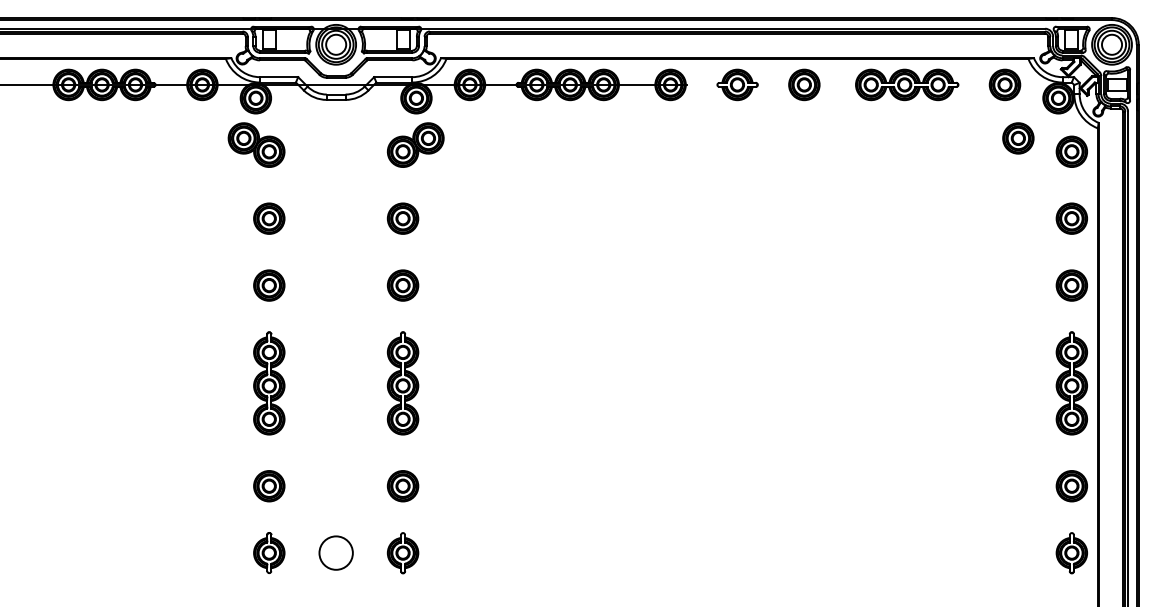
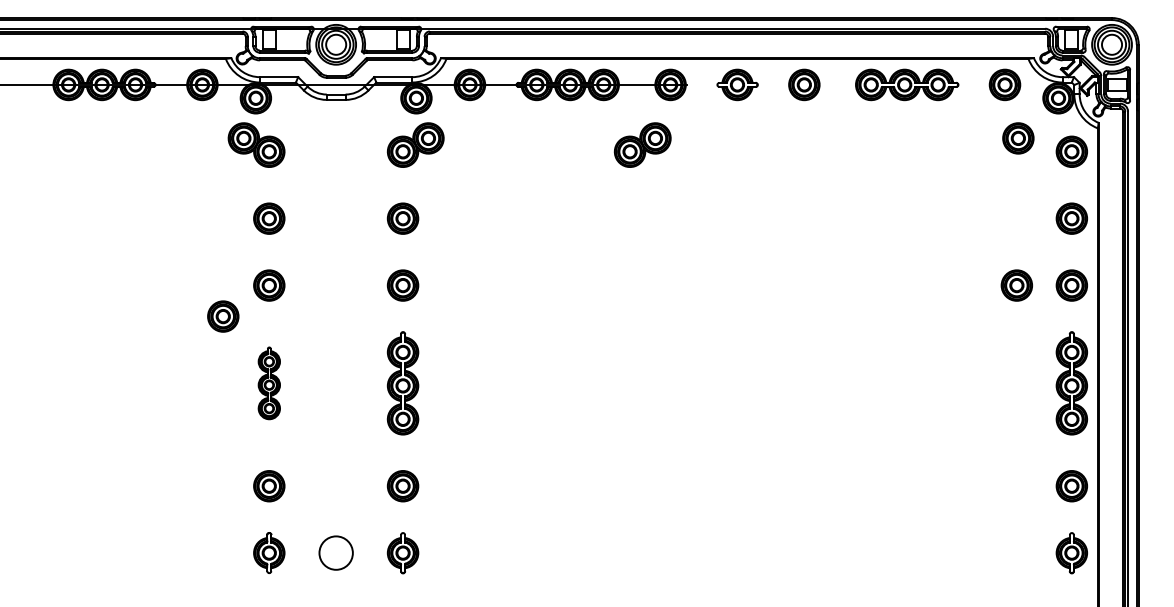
part: none -> present (642, 144)
part: none -> present (1016, 285)
part: none -> present (223, 316)
part size: 33x105 px -> 24x75 px (268, 383)
